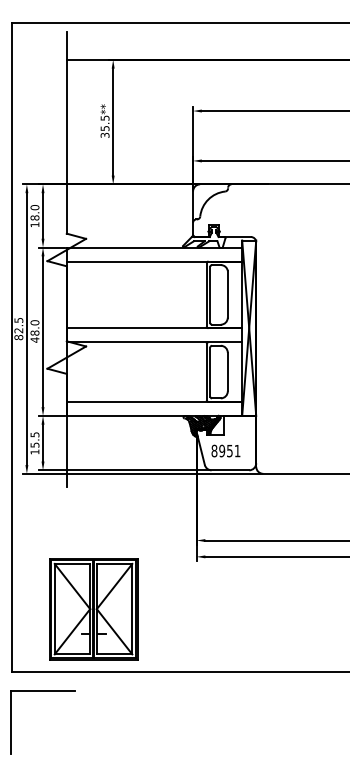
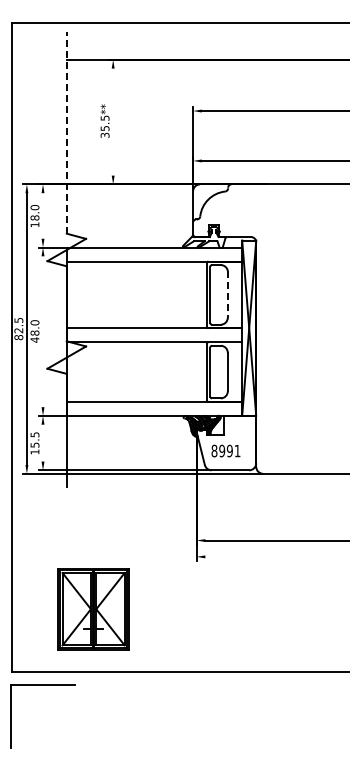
line: present -> none (113, 121)
line: solid -> dashed (66, 133)
line: present -> none (43, 215)
line: solid -> dashed (227, 294)
line: present -> none (43, 331)
line: present -> none (43, 442)
text: 8951 -> 8991 (229, 450)
line: present -> none (275, 556)
part size: 90x103 px -> 73x83 px (93, 609)
part position: (42, 691) -> (42, 685) (42, 685)
